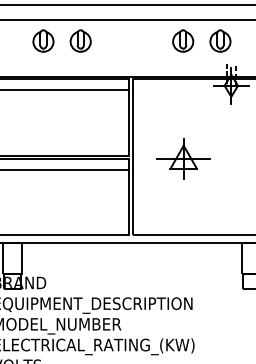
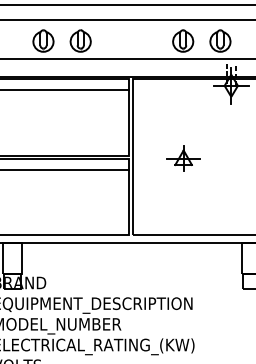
line: none -> present (127, 59)
part size: 55x42 px -> 35x27 px (183, 158)
